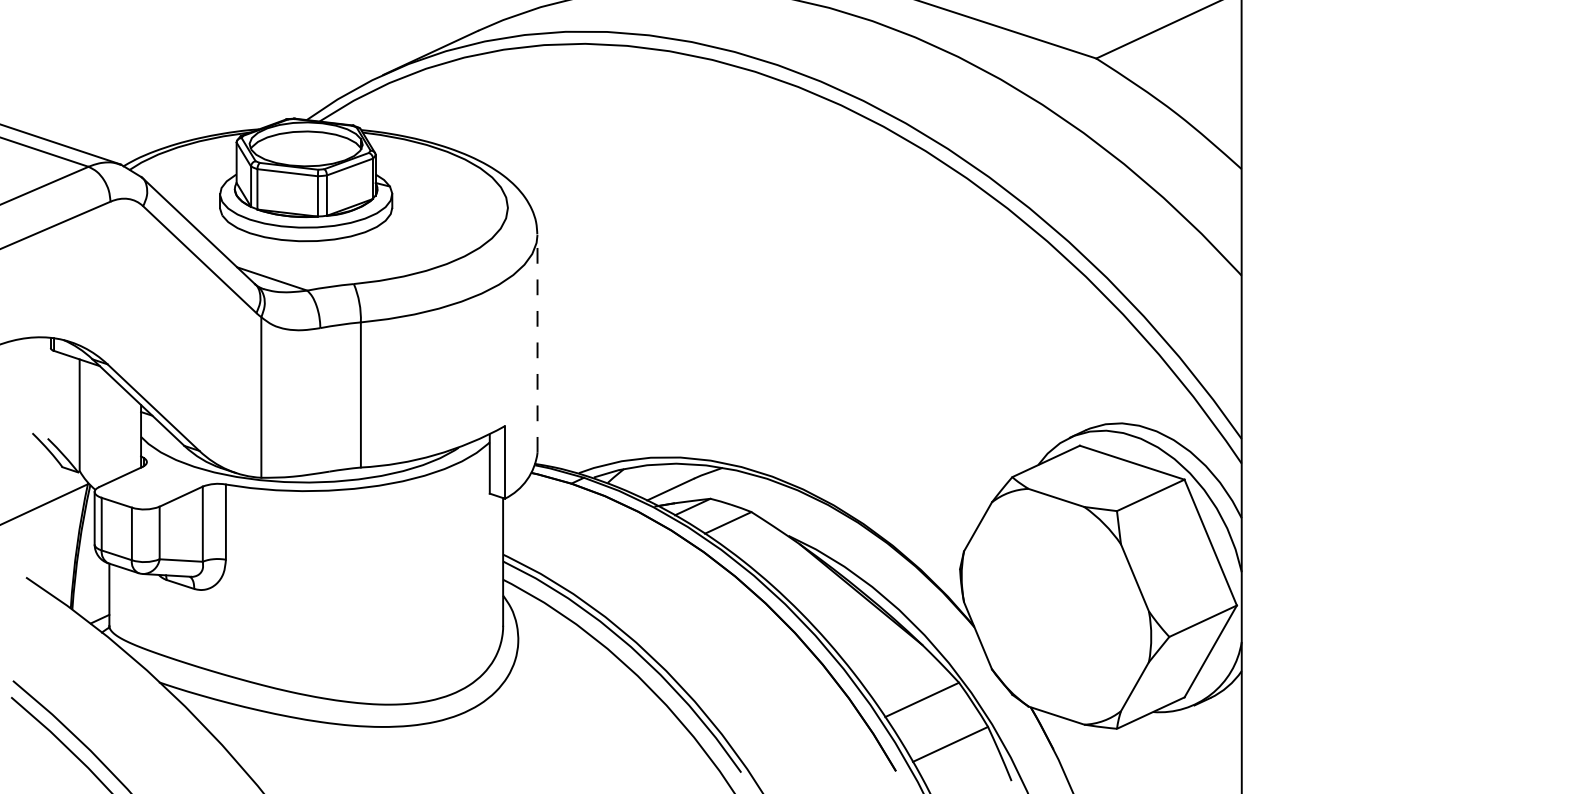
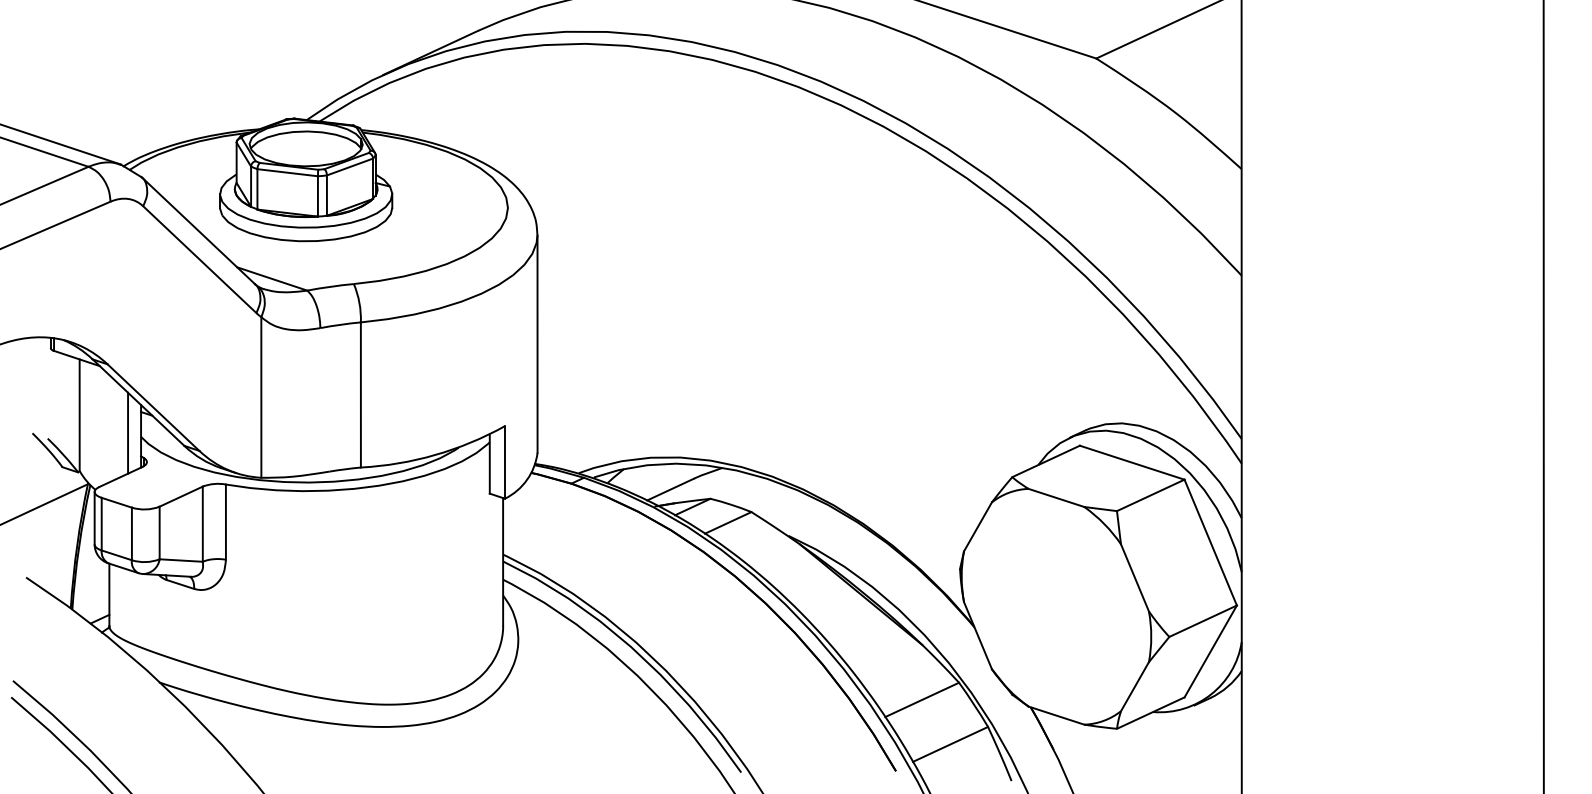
line: dashed -> solid (537, 343)
line: none -> present (1543, 396)
line: none -> present (128, 432)
